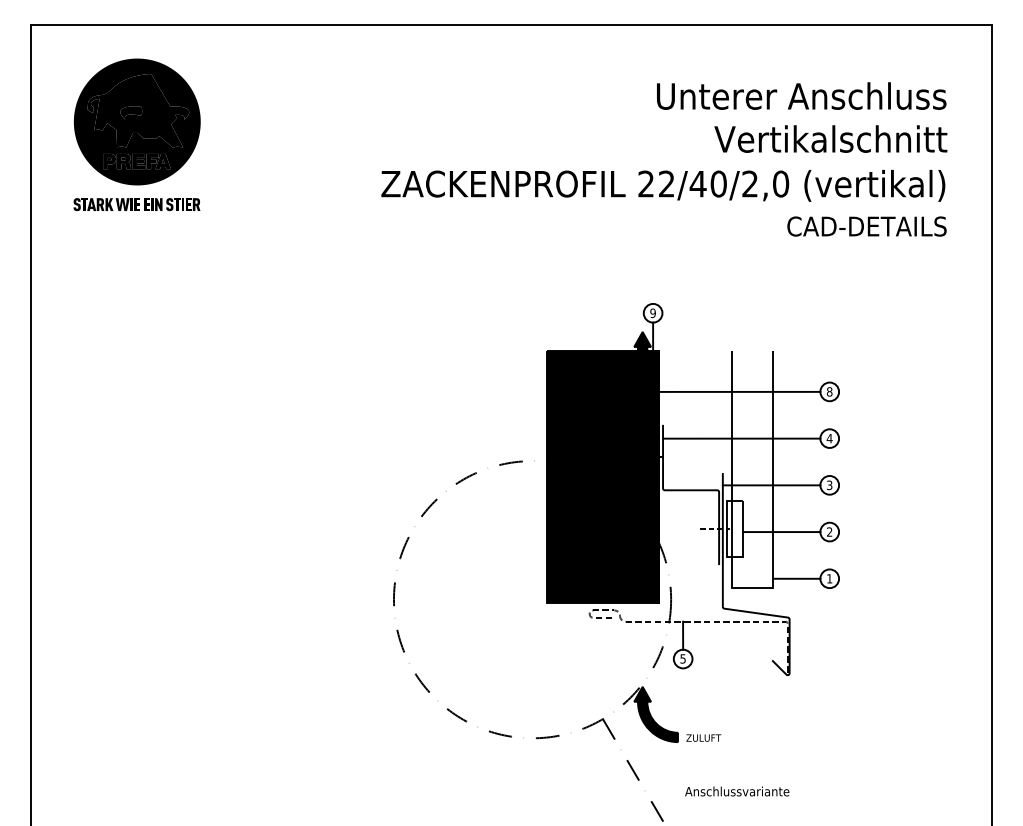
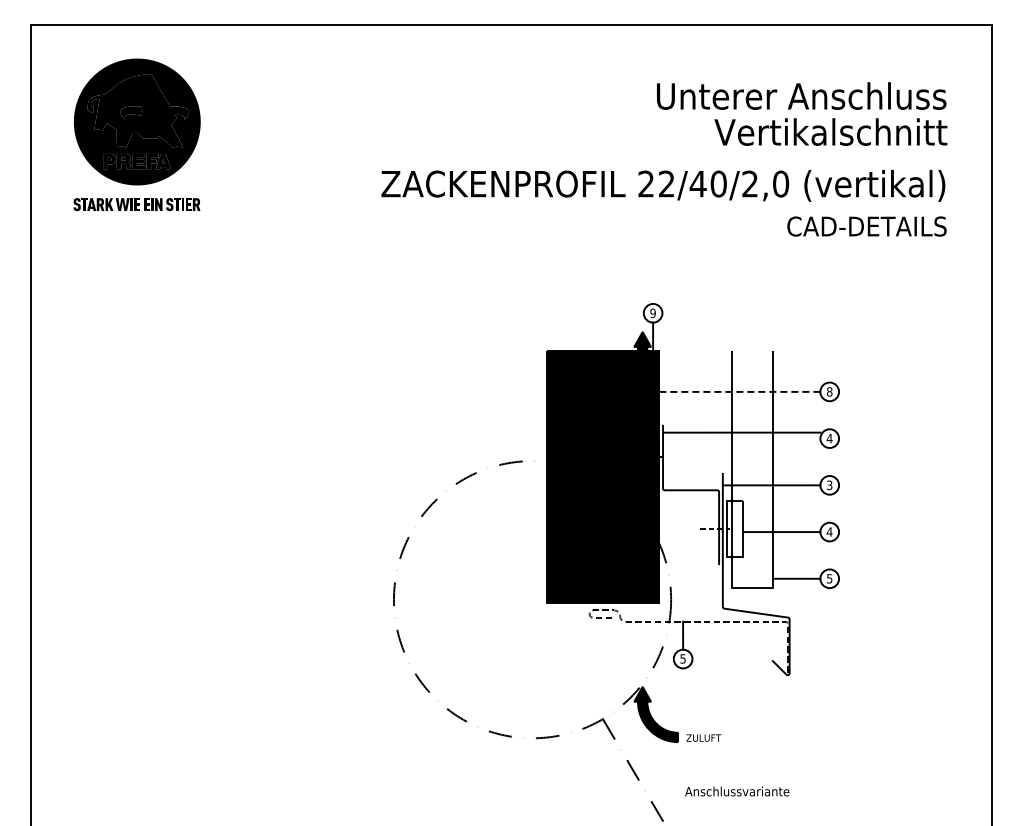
text position: (830, 138) -> (830, 131) (830, 131)
line: solid -> dashed (739, 391)
line position: (741, 438) -> (741, 432) (741, 432)
text: 2 -> 4 (829, 531)
text: 1 -> 5 (829, 578)
